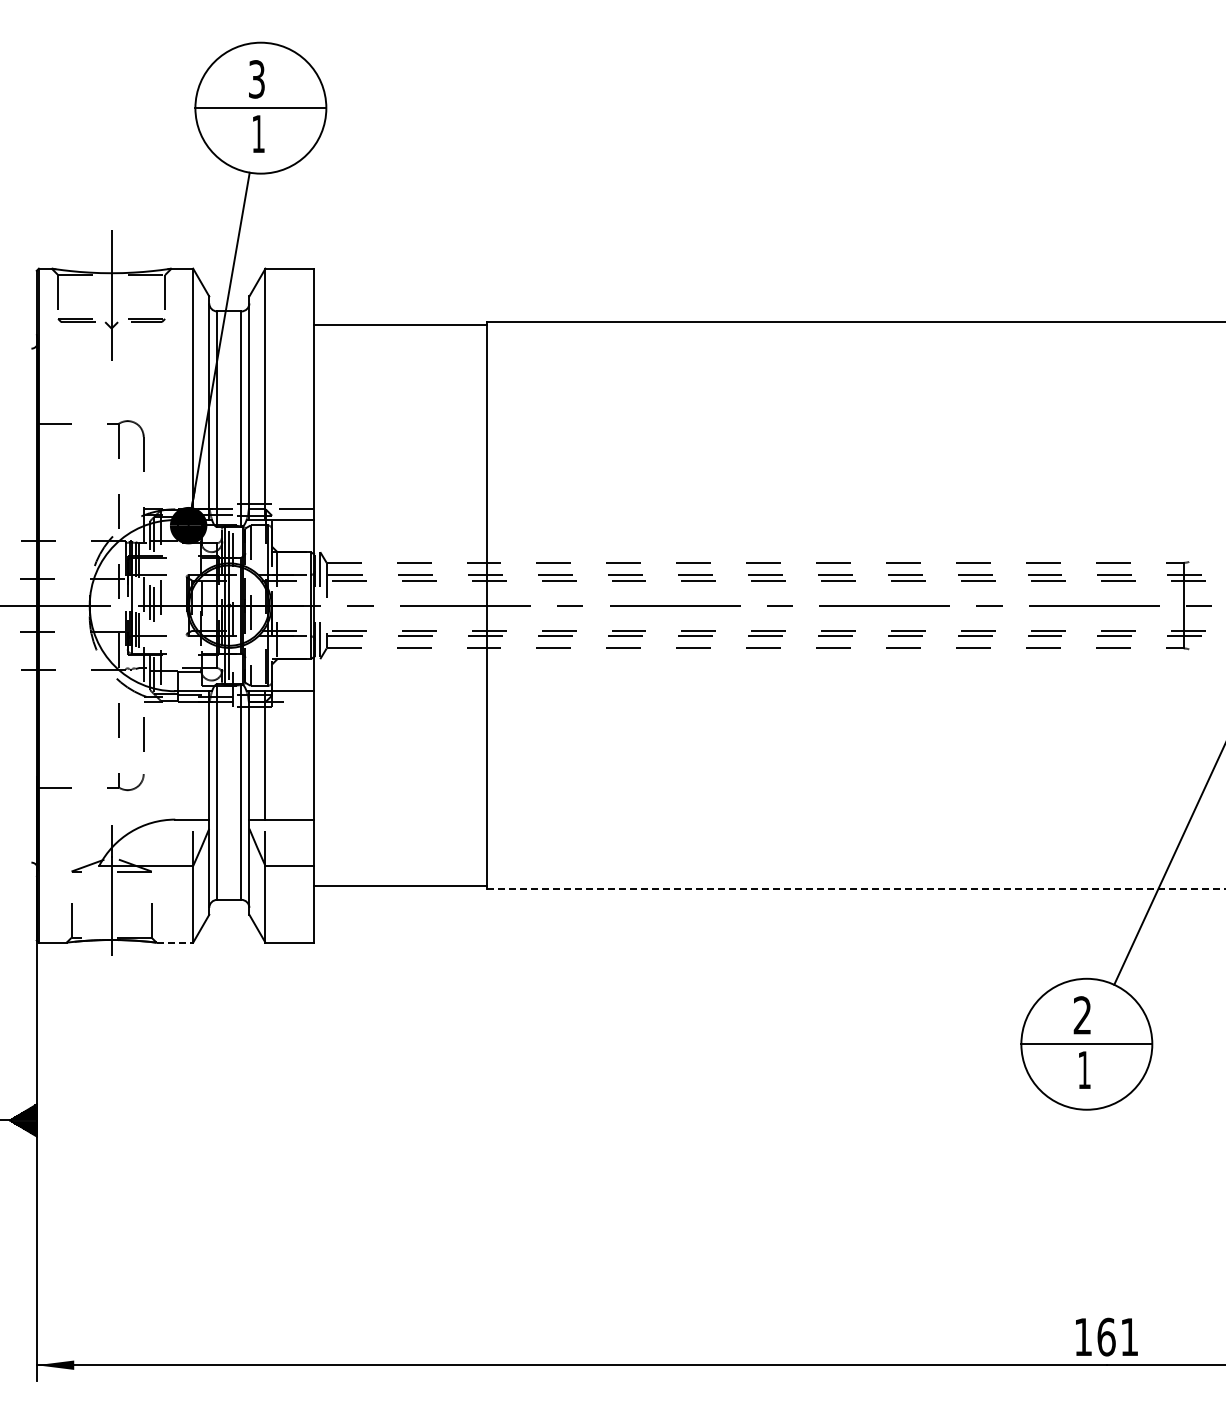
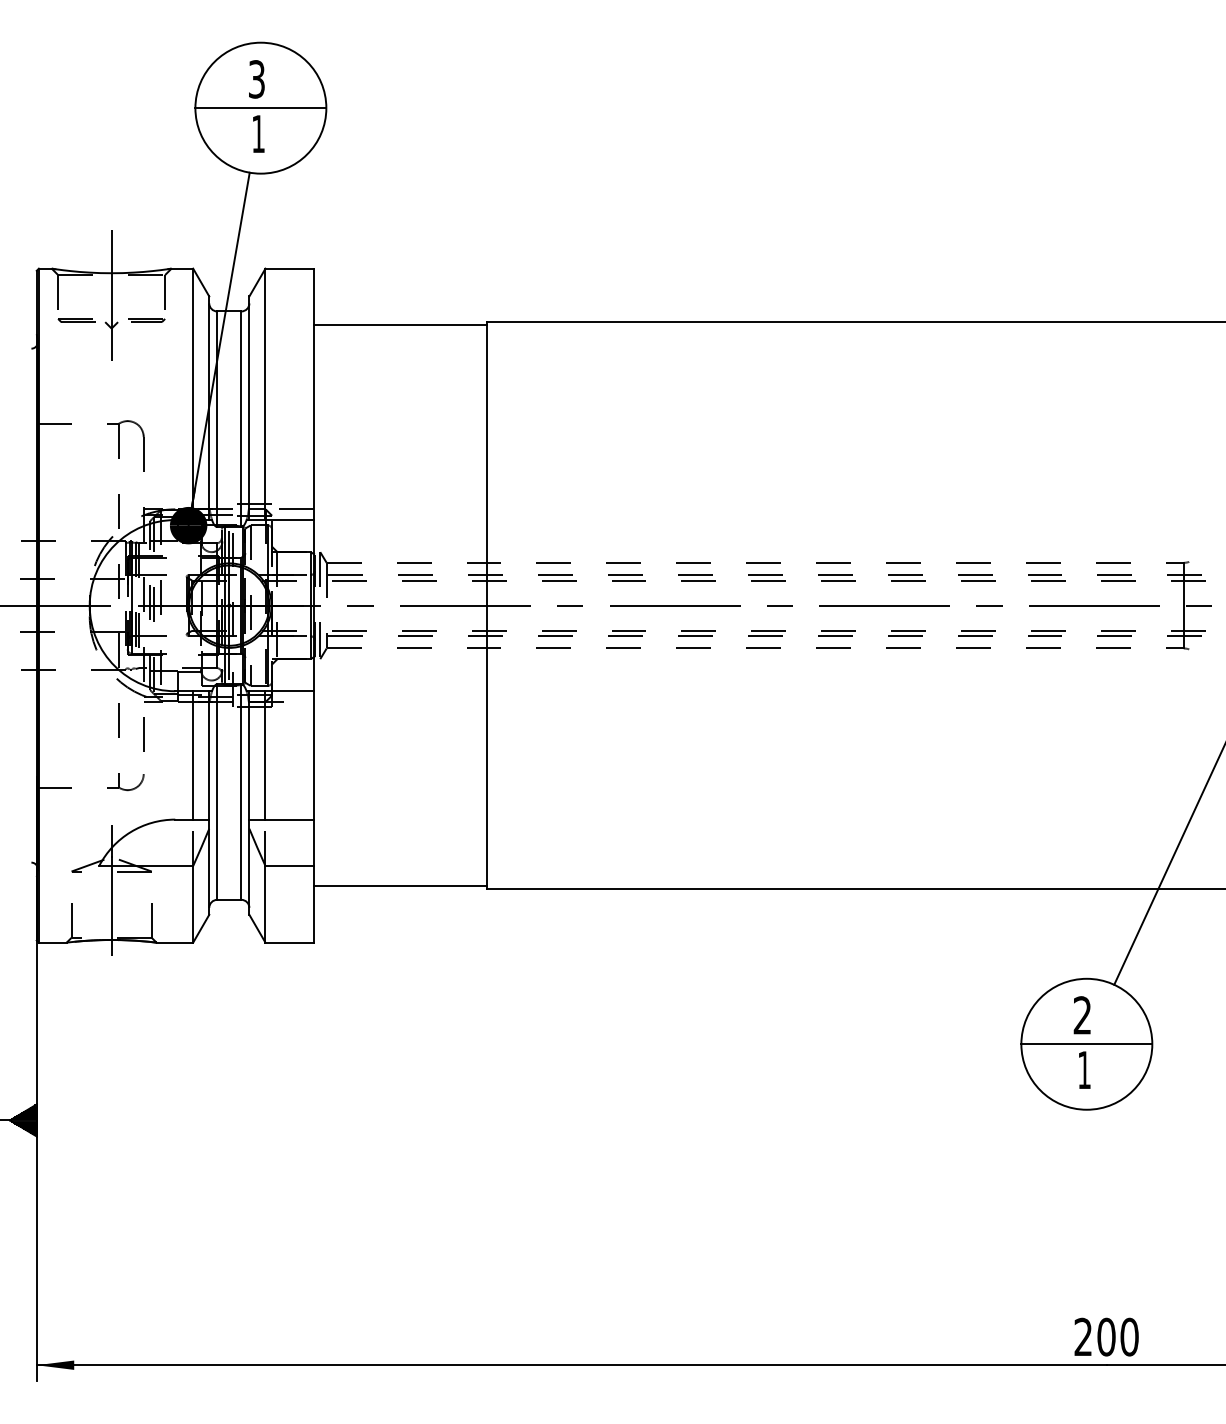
line: none -> present (193, 755)
line: dashed -> solid (856, 889)
line: dashed -> solid (175, 942)
text: 161 -> 200 (1106, 1336)
